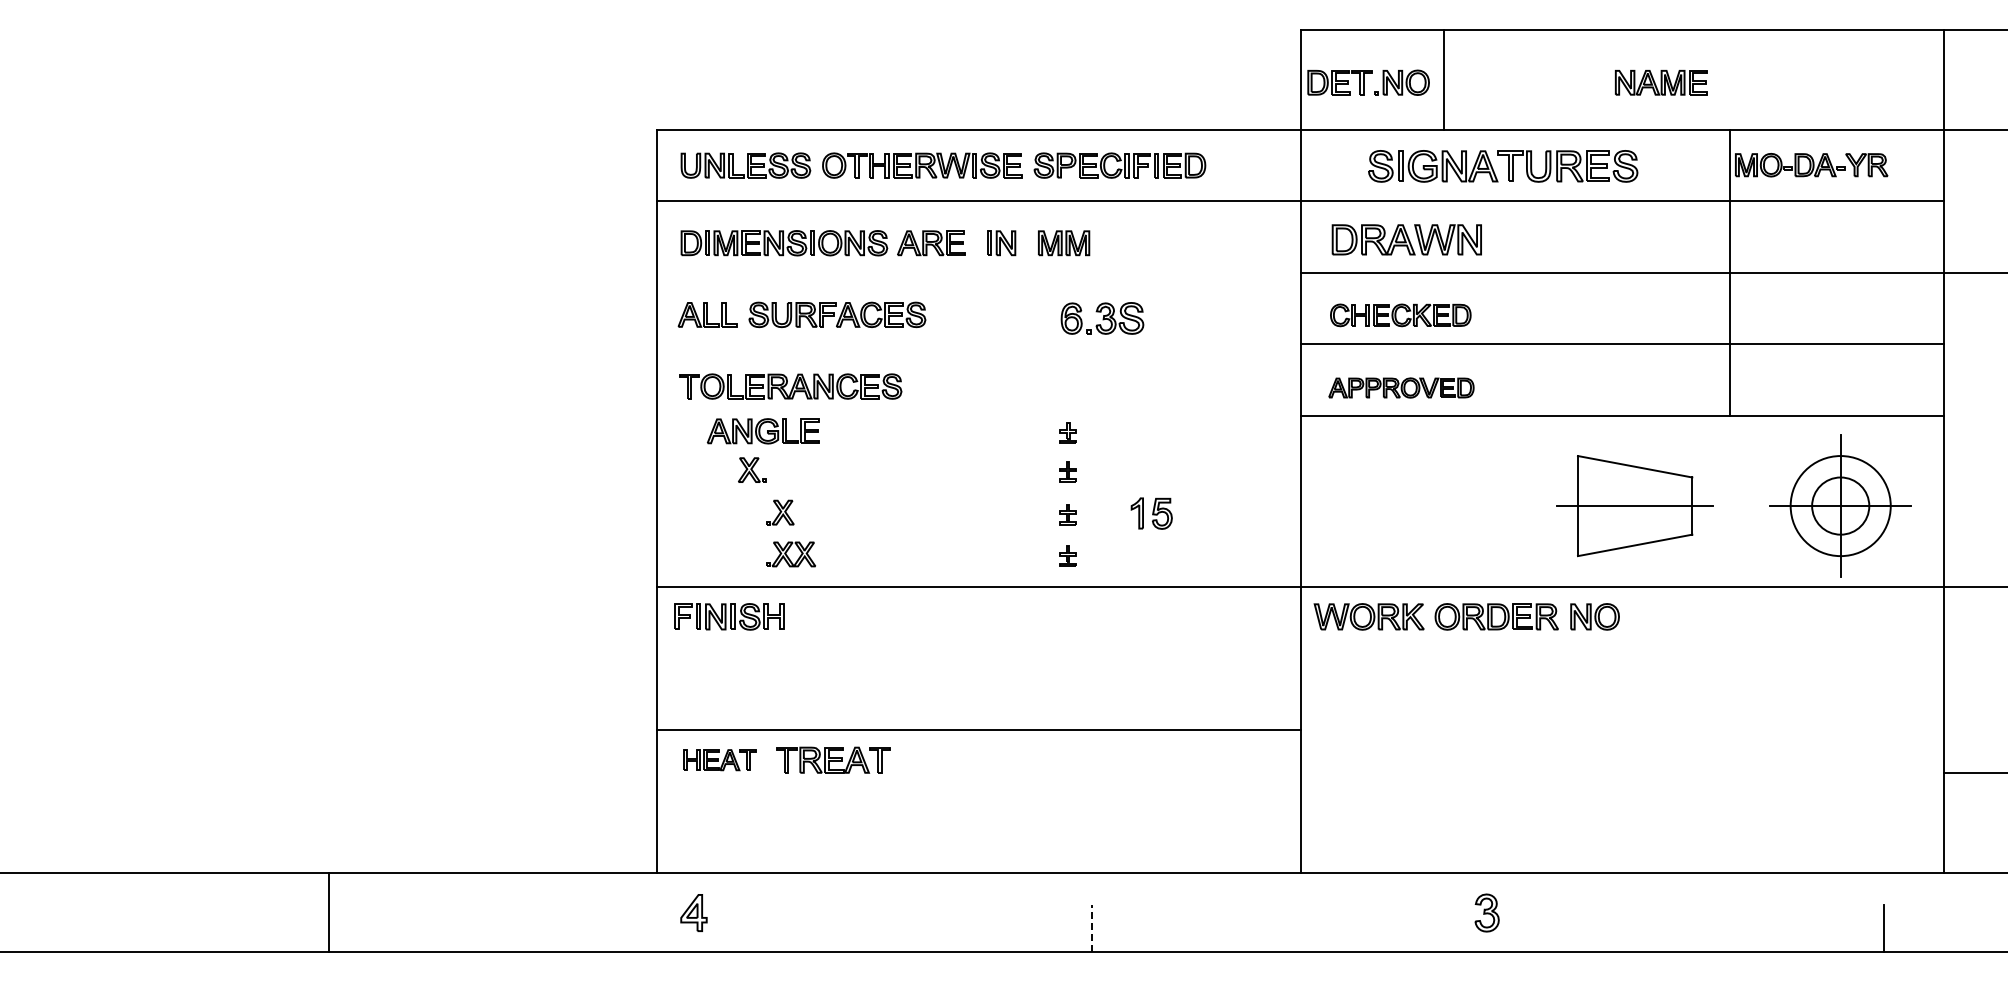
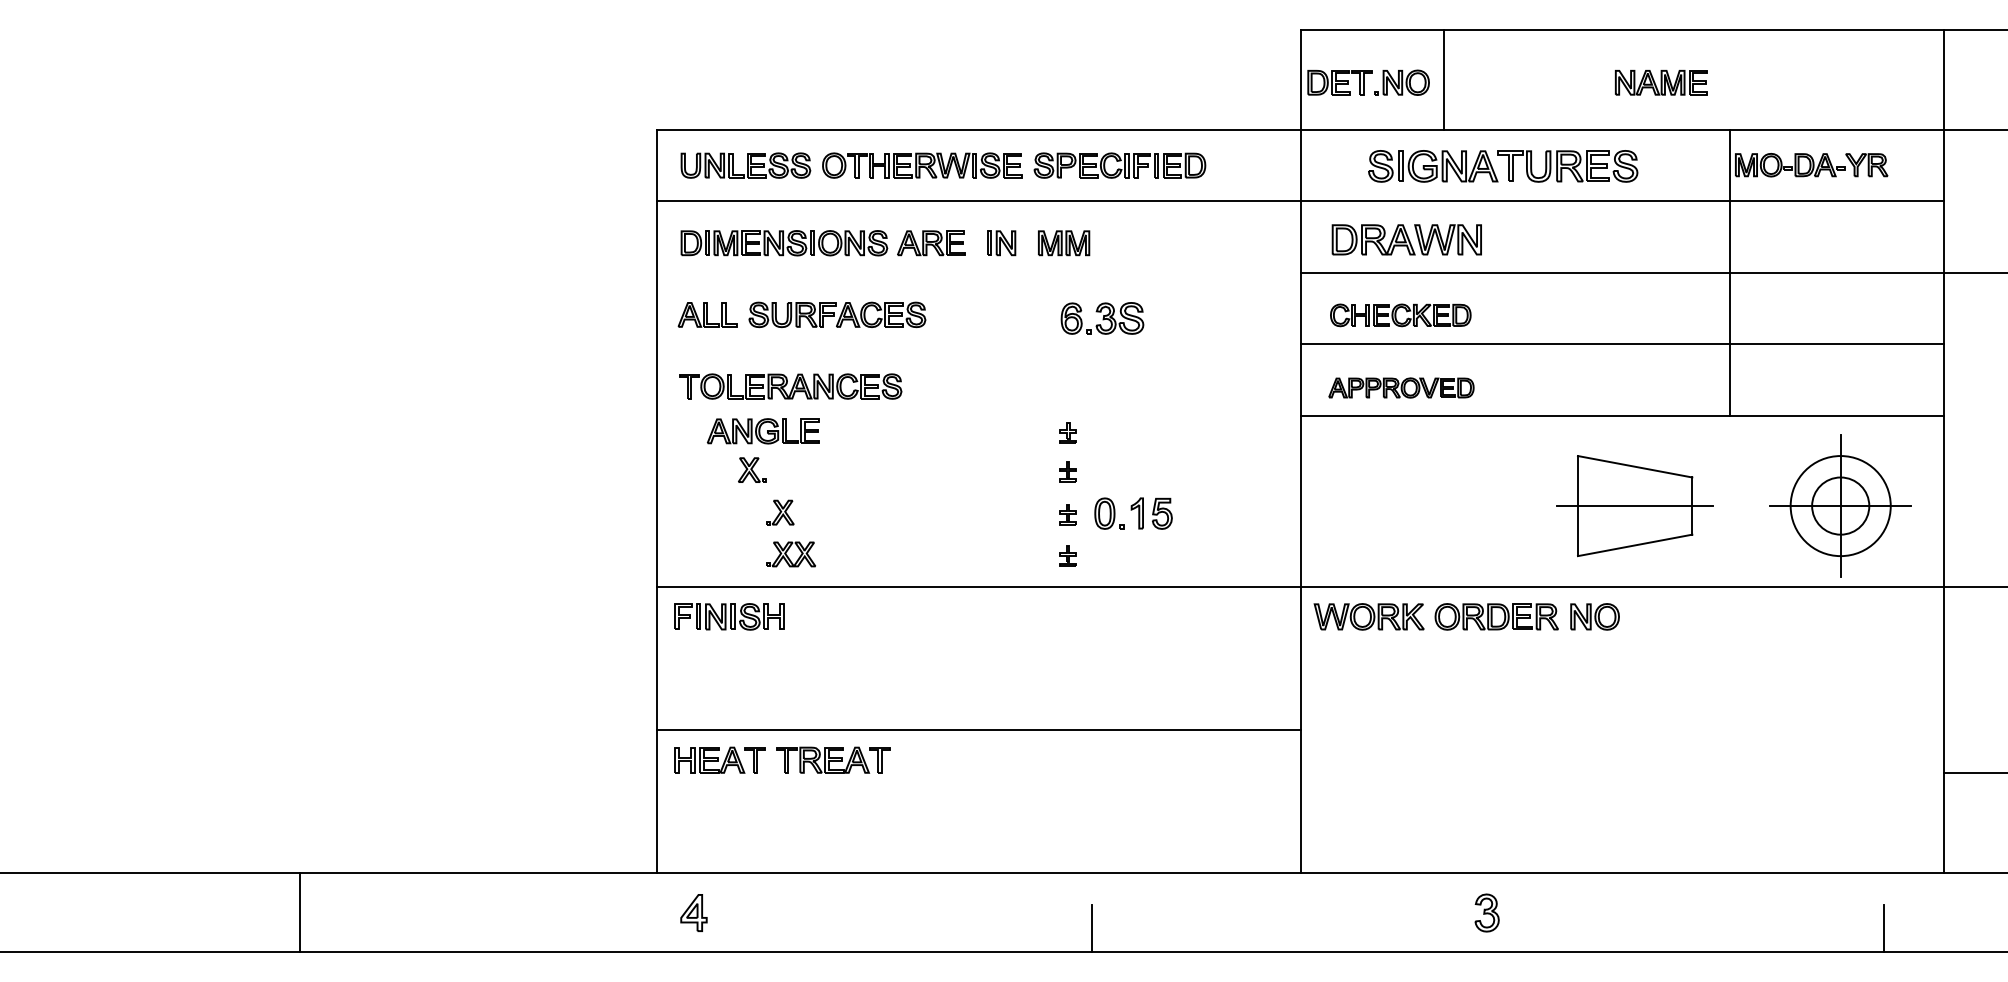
part: none -> present (1109, 513)
part size: 74x23 px -> 92x28 px (719, 759)
line position: (329, 912) -> (300, 912) (300, 912)
line: dashed -> solid (1092, 928)
